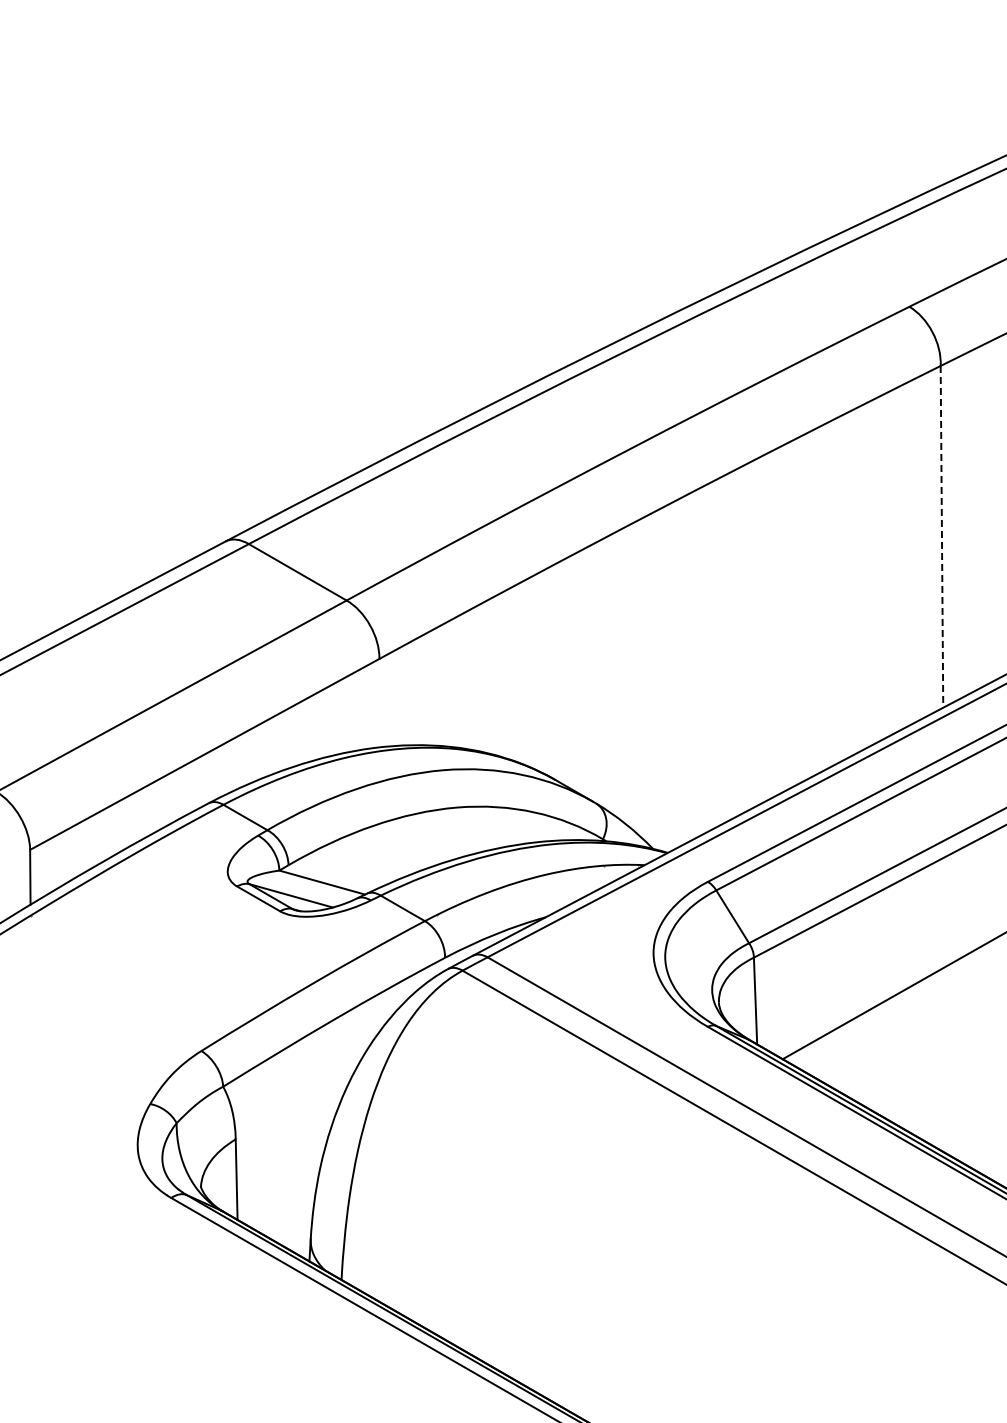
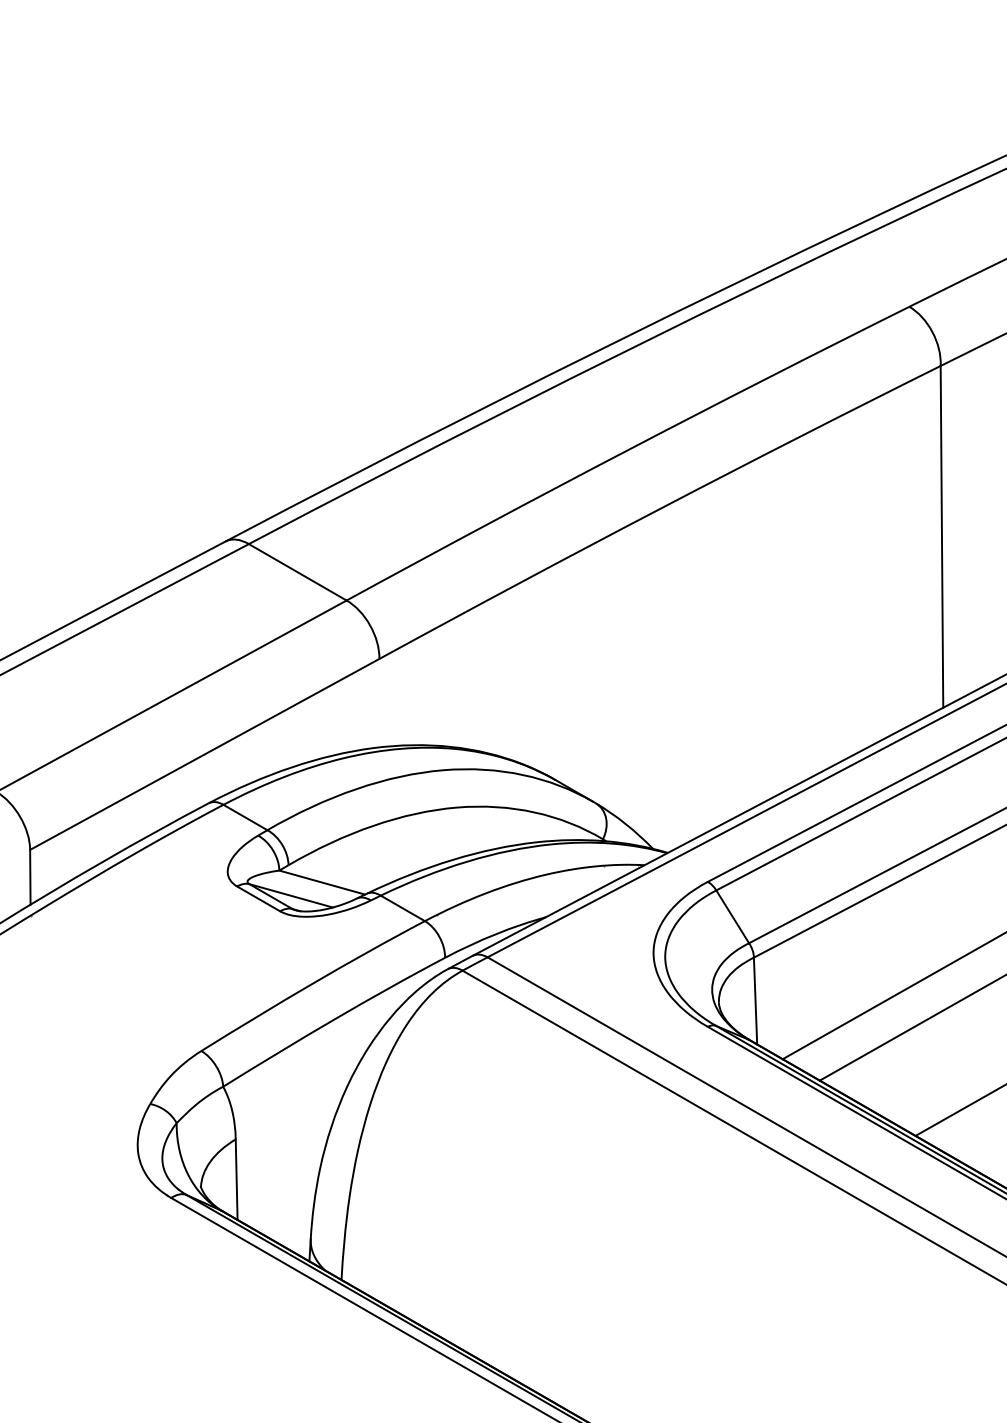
line: dashed -> solid (941, 536)
line: none -> present (911, 1028)
line: none -> present (959, 1110)
